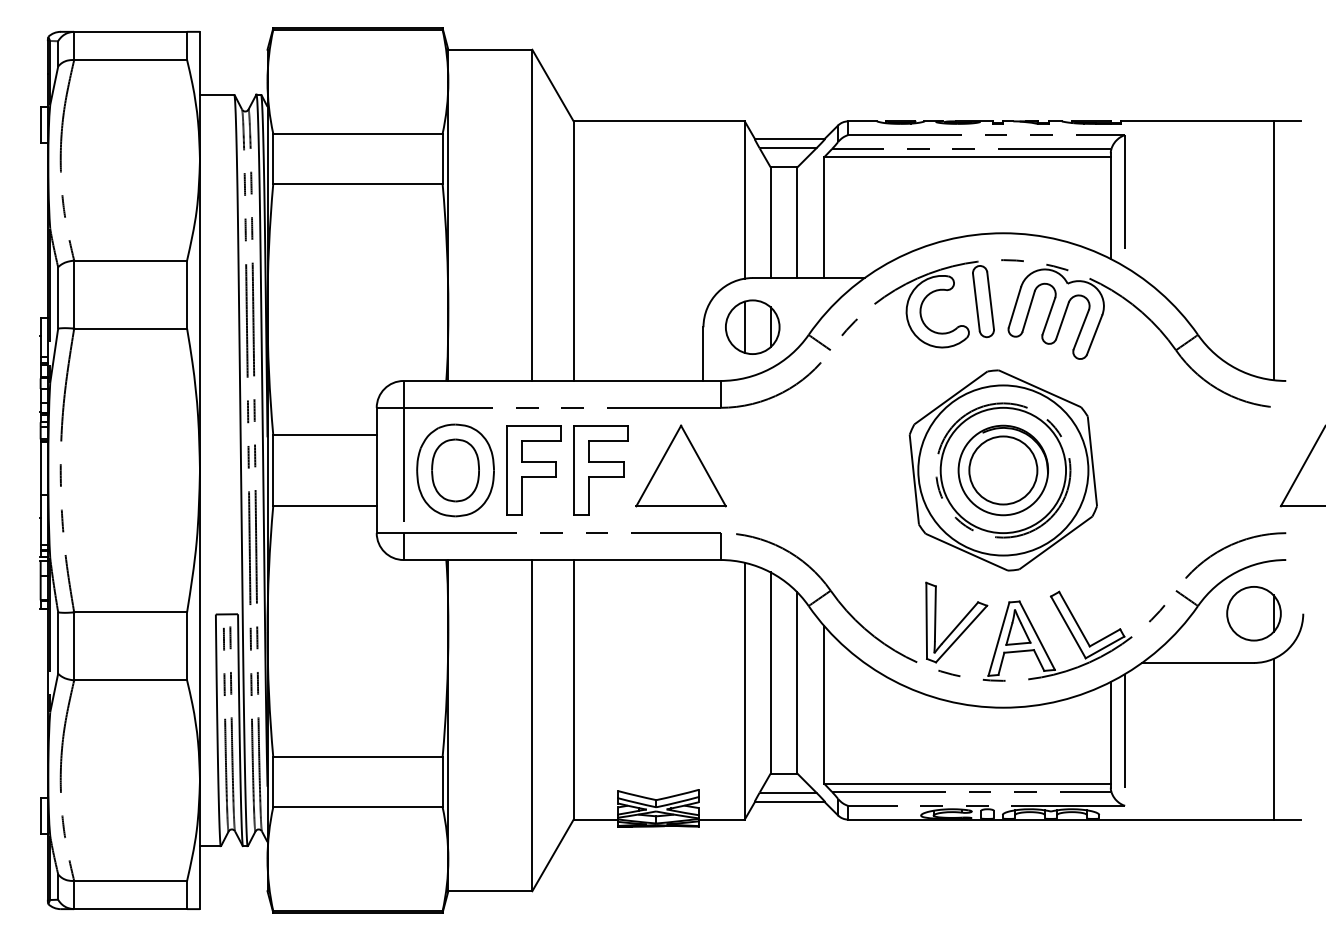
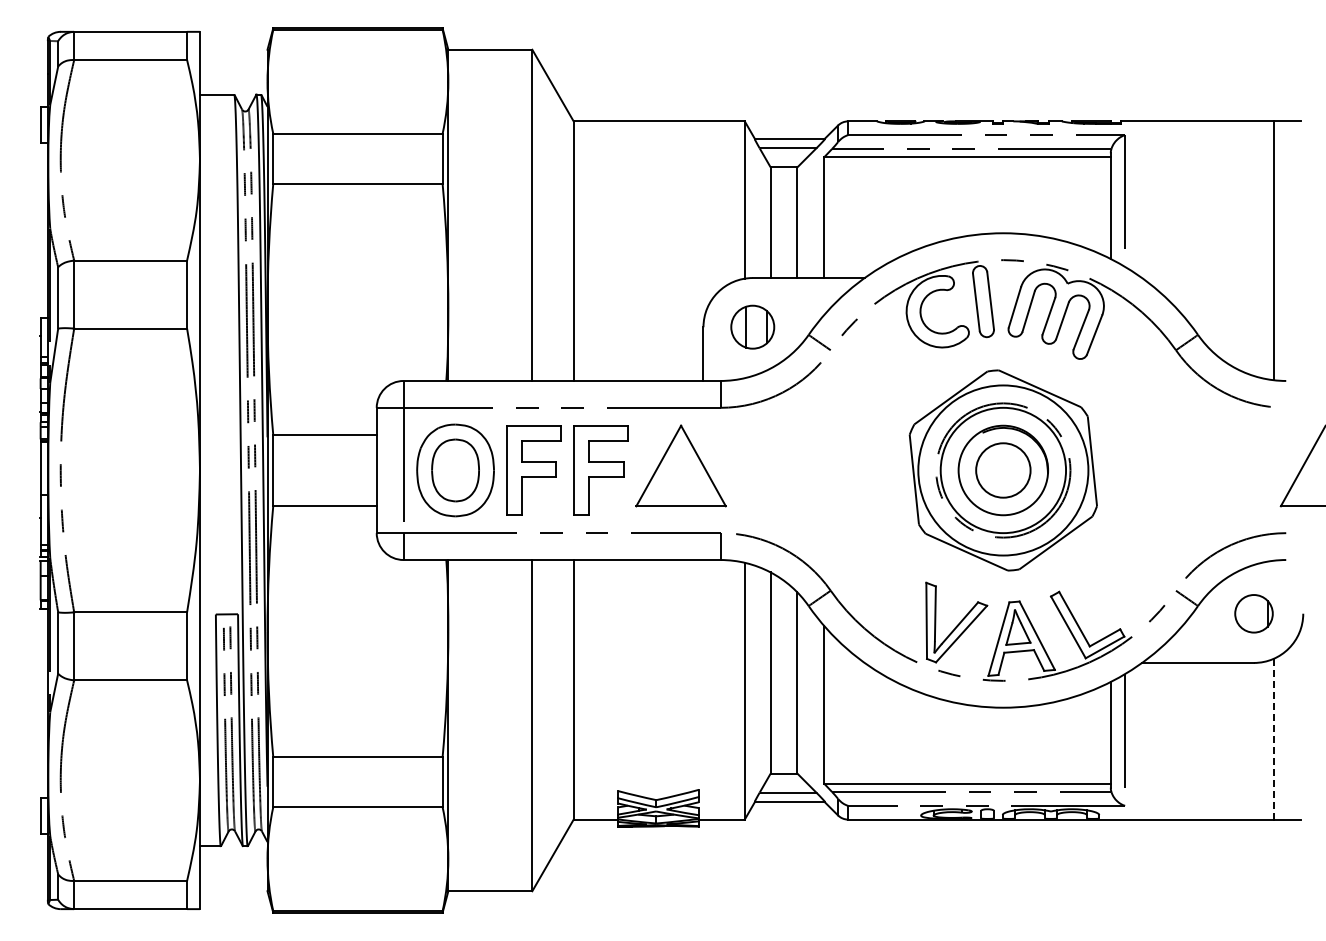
part size: 56x56 px -> 46x46 px (752, 326)
circle diameter: 68 px -> 54 px (1003, 470)
part size: 56x56 px -> 40x40 px (1253, 613)
line: solid -> dashed (1273, 738)
